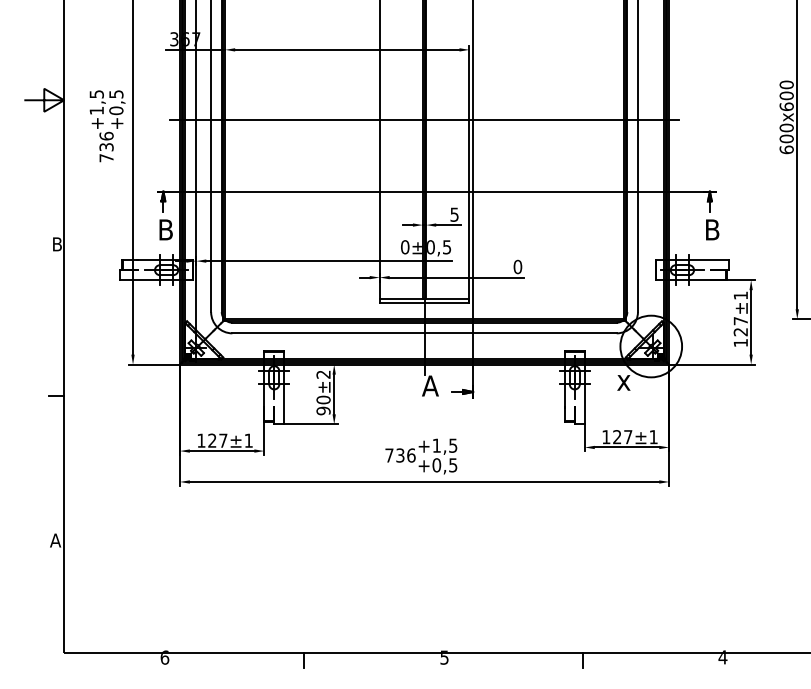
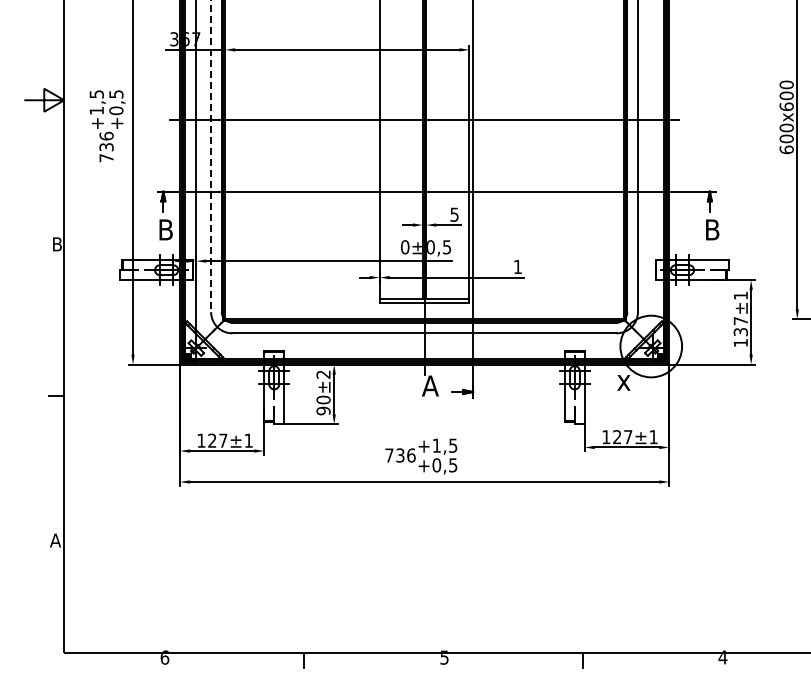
line: solid -> dashed (211, 156)
text: 0 -> 1 (517, 266)
text: 127 -> 137 (740, 332)
